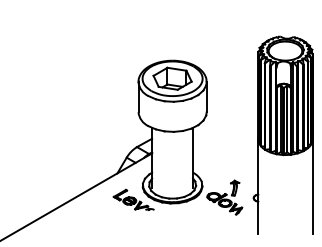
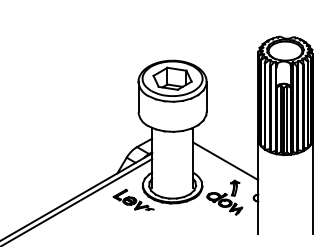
line: none -> present (225, 161)
line: none -> present (78, 201)
